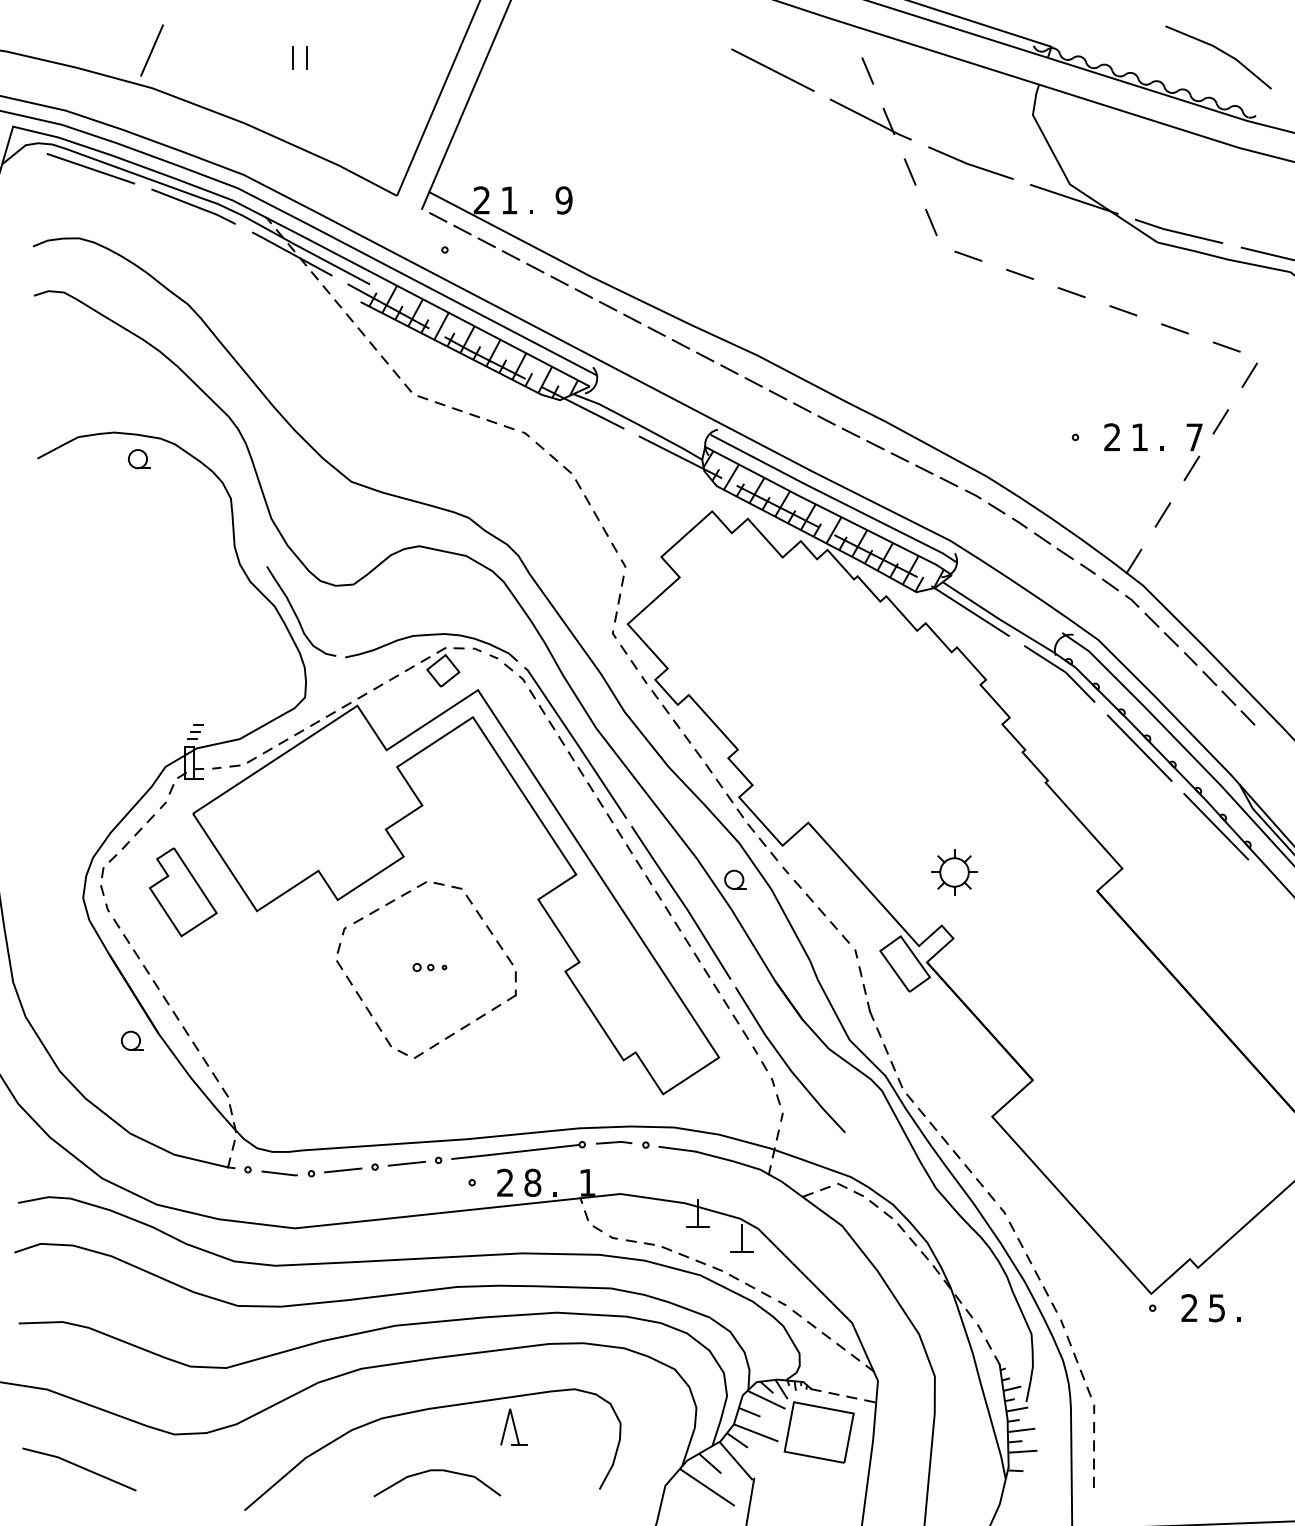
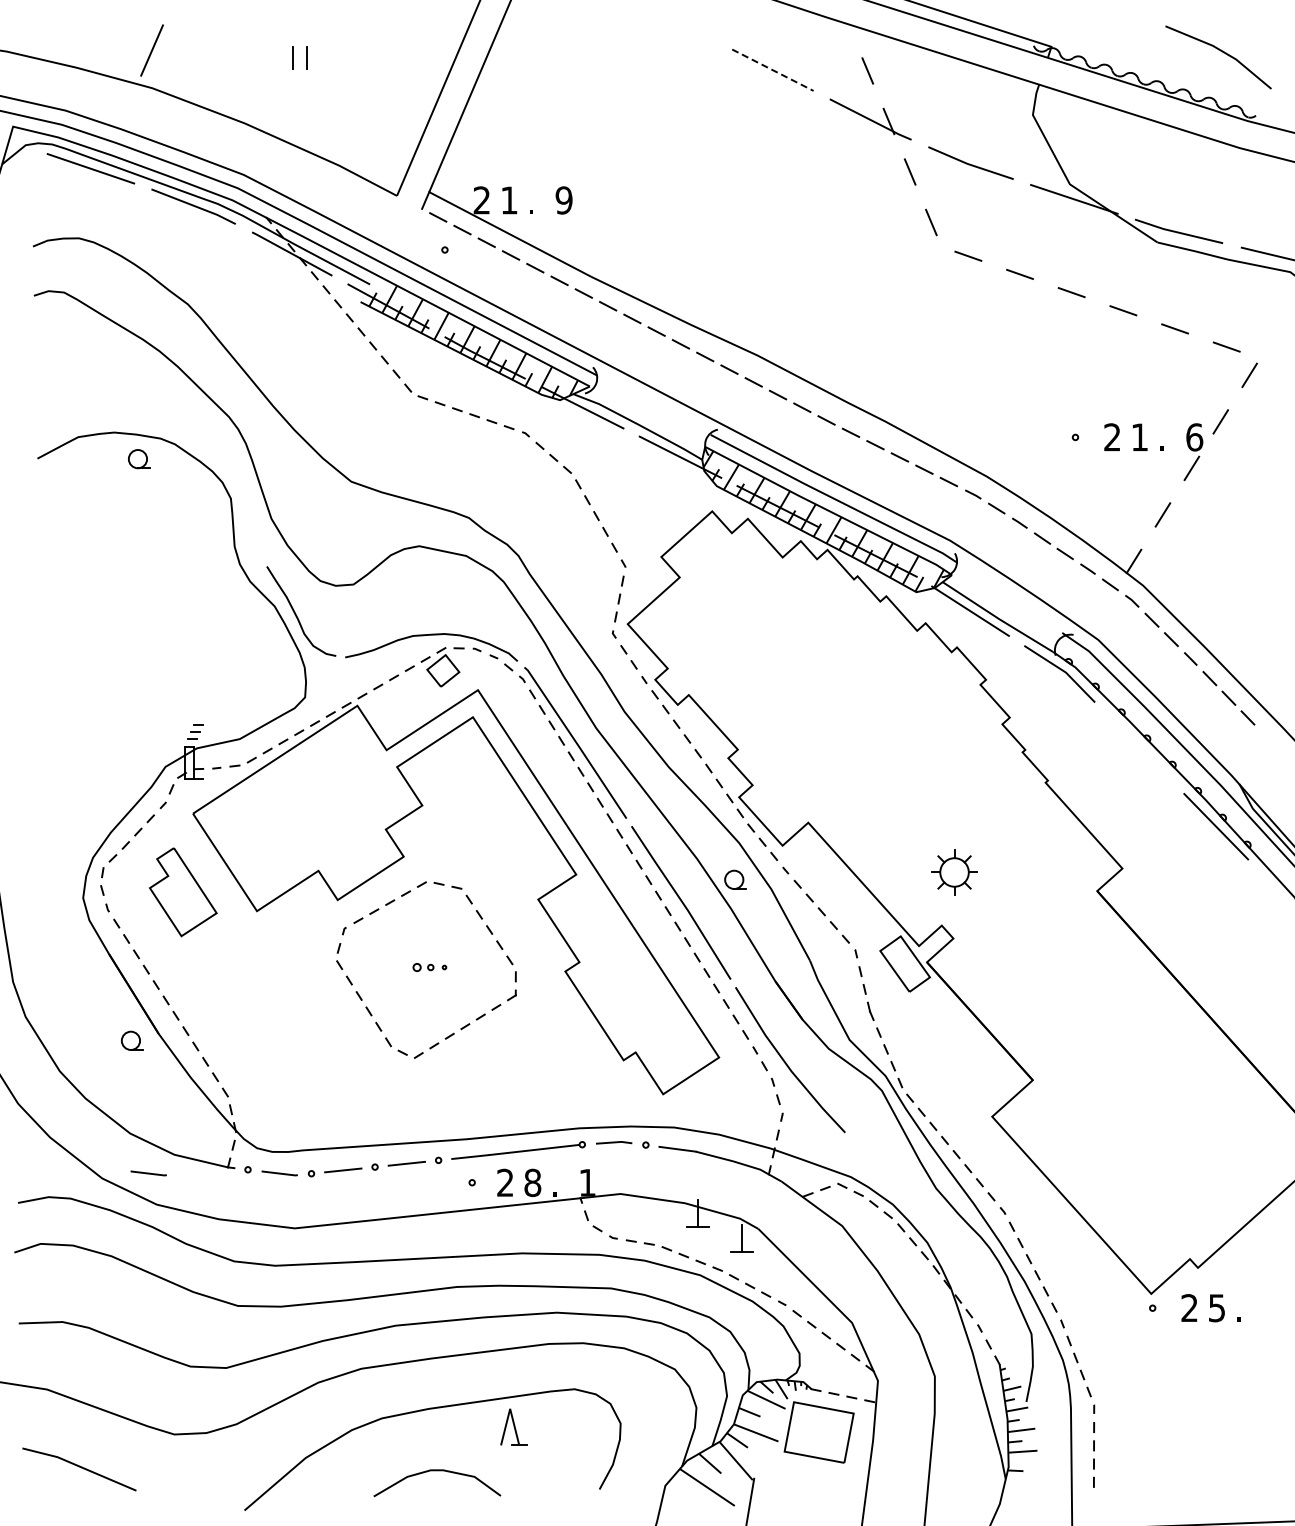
line: solid -> dashed (772, 70)
text: 7 -> 6 (1194, 437)
line: present -> none (1139, 747)
line: none -> present (148, 1173)
